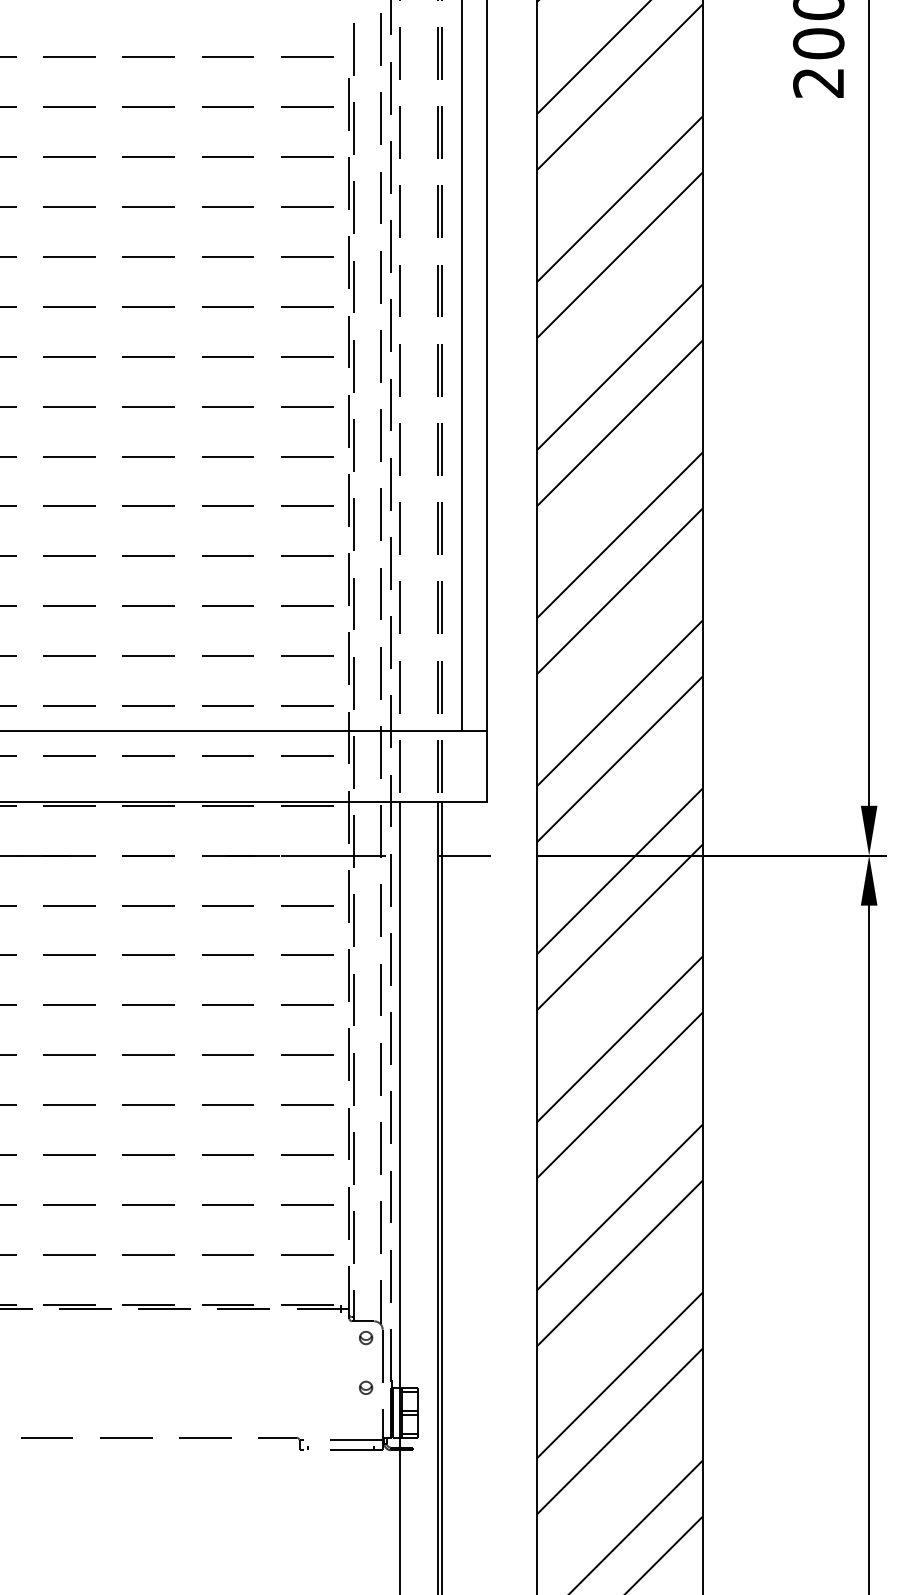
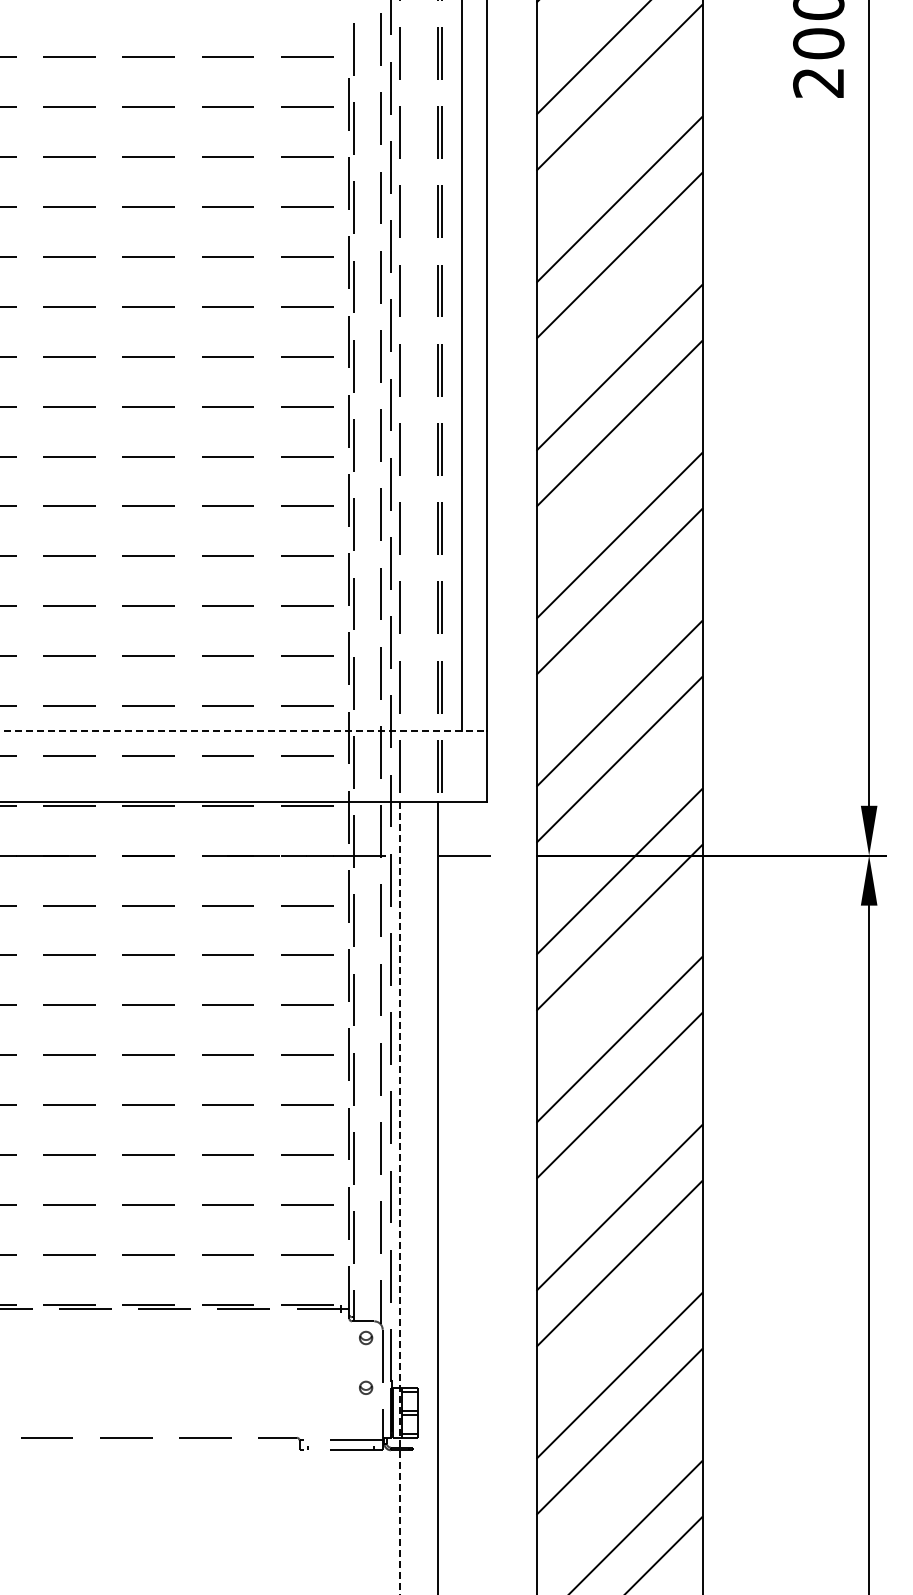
line: solid -> dashed (243, 730)
line: present -> none (441, 1196)
line: solid -> dashed (400, 1198)
